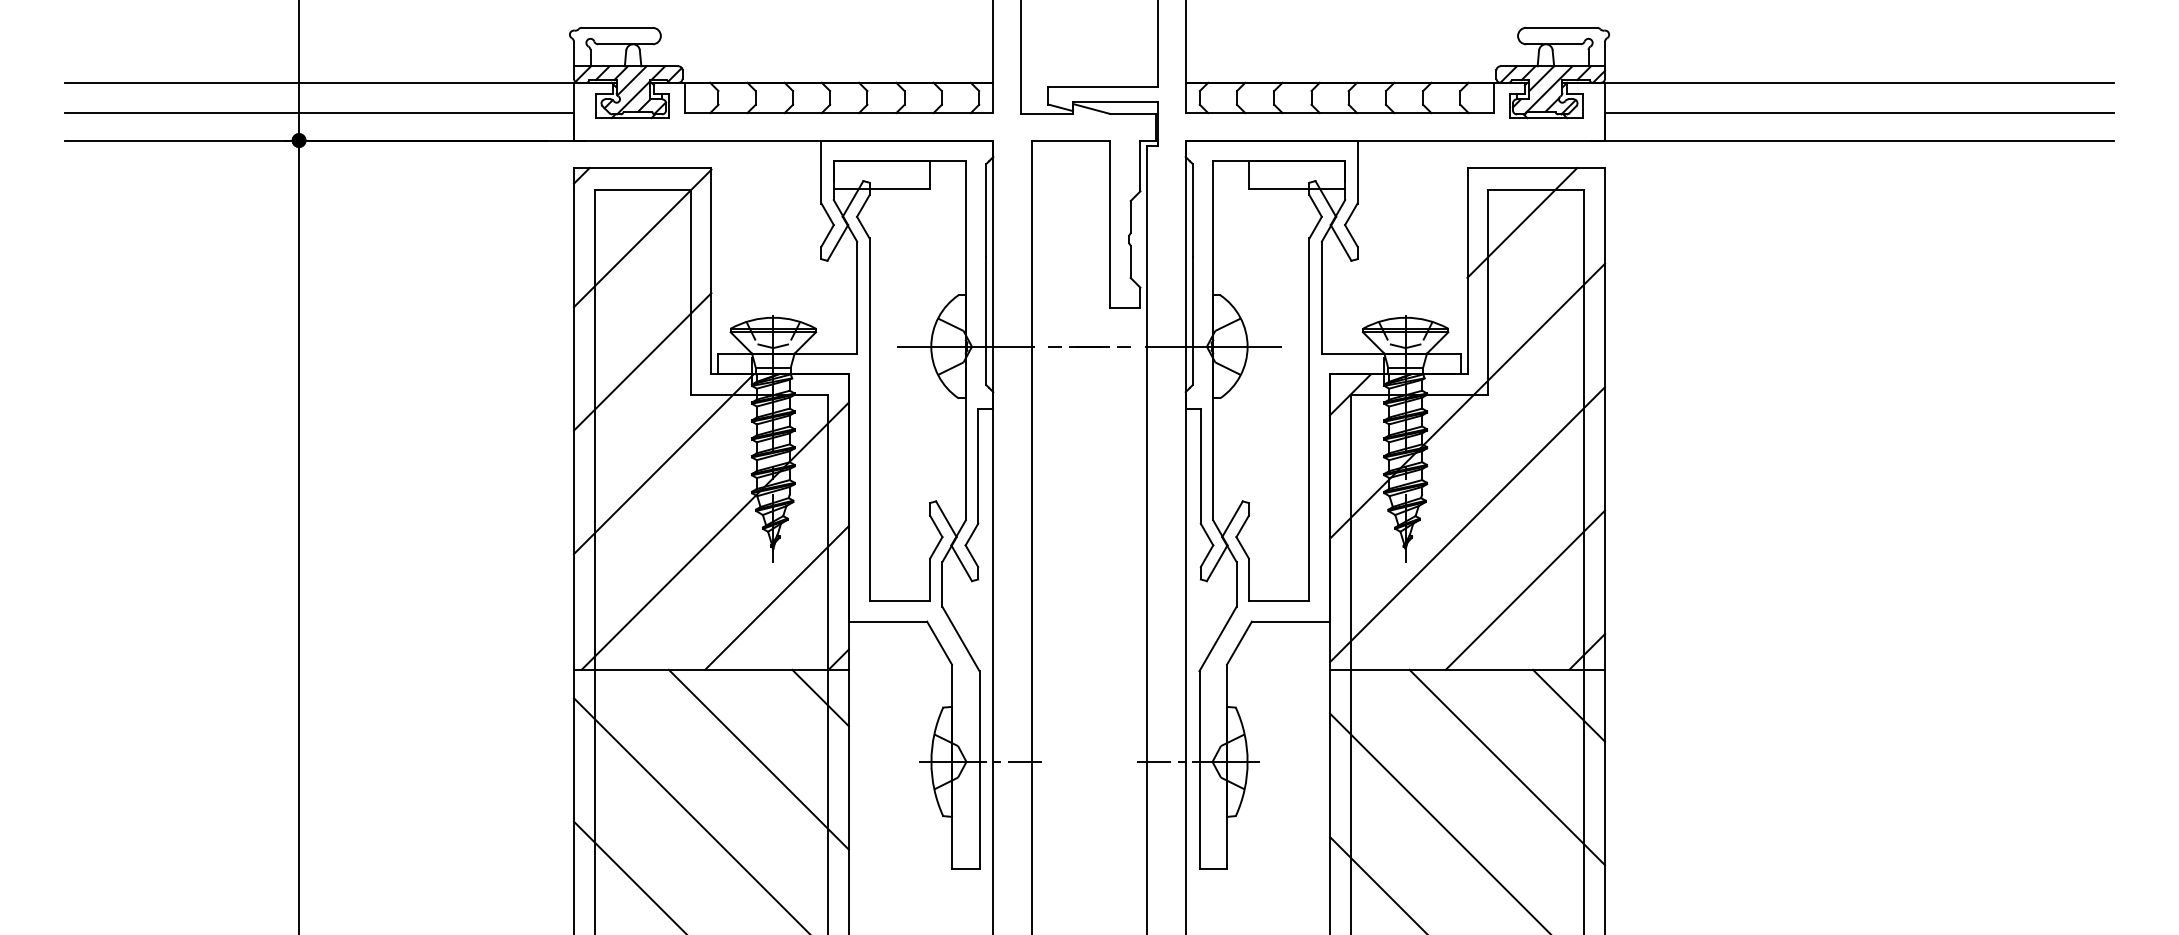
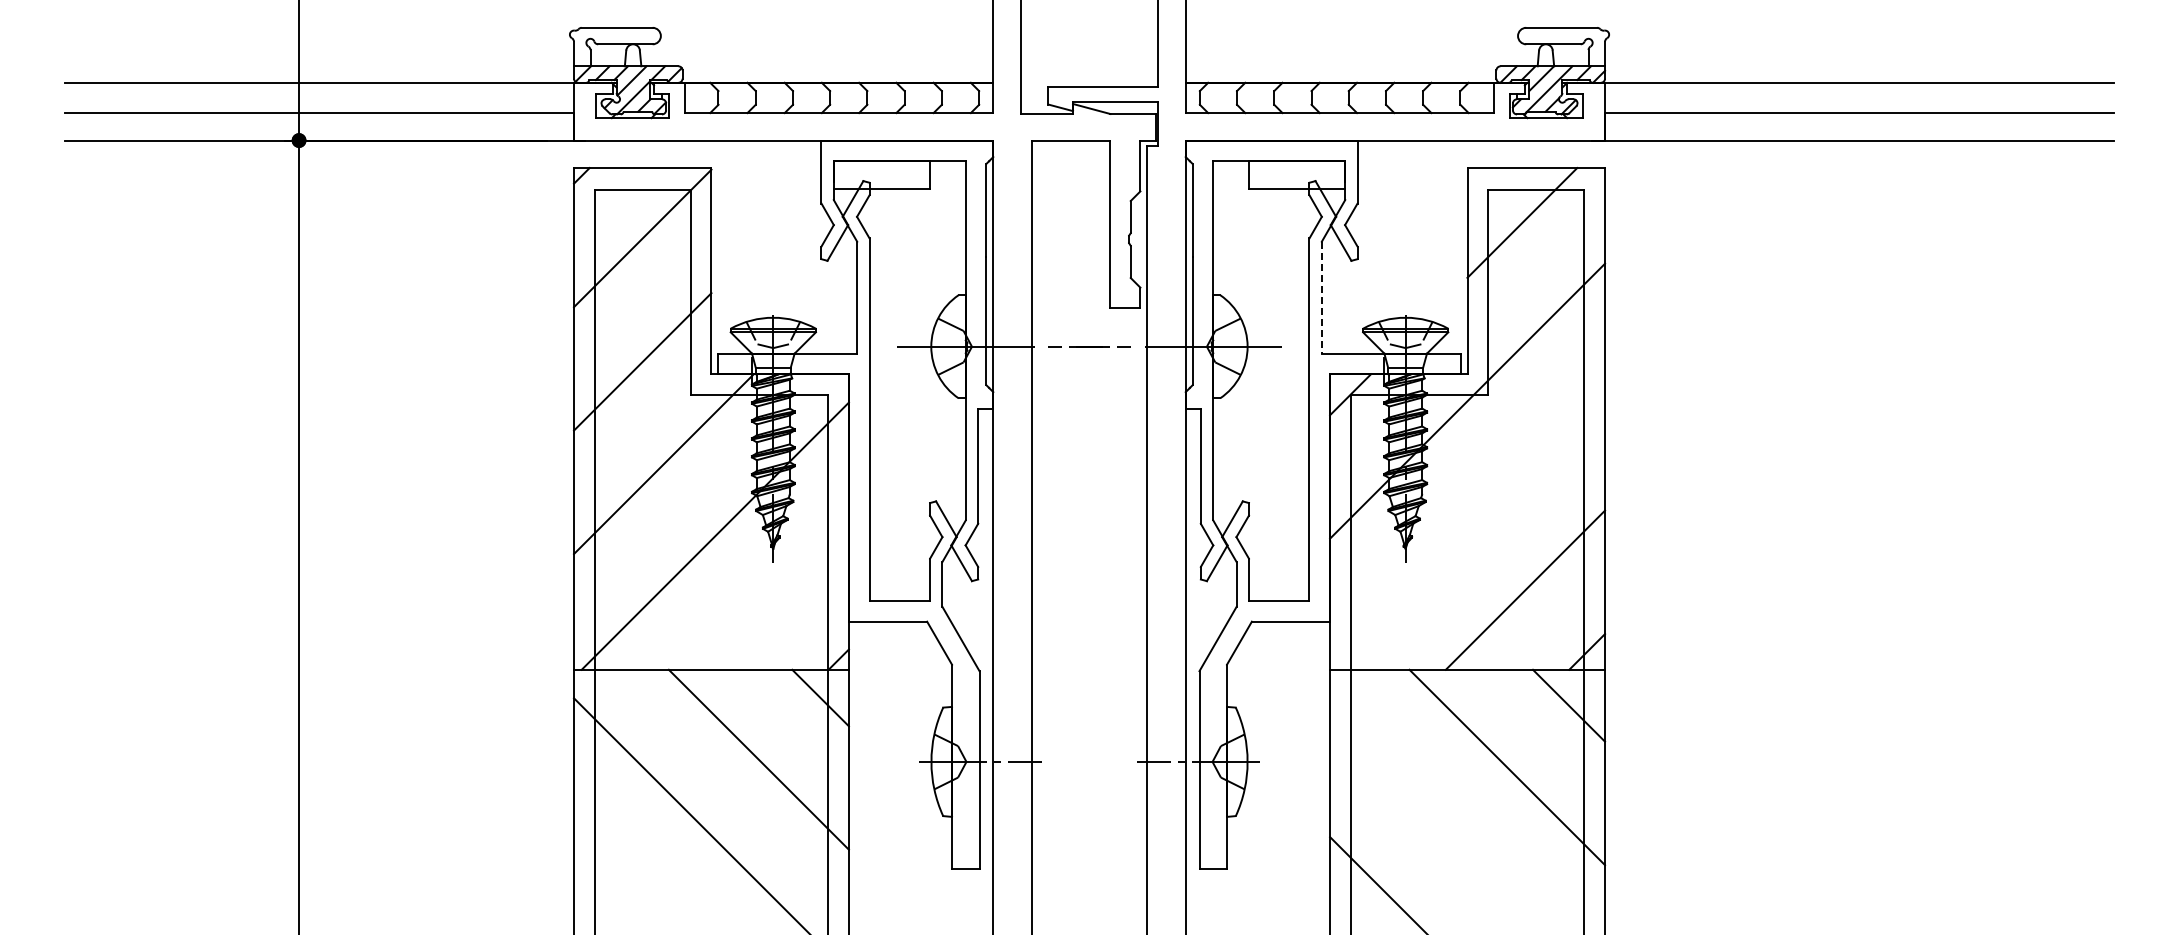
line: solid -> dashed (1321, 297)
line: present -> none (1467, 524)
line: present -> none (776, 597)
line: present -> none (1439, 822)
line: present -> none (628, 876)
